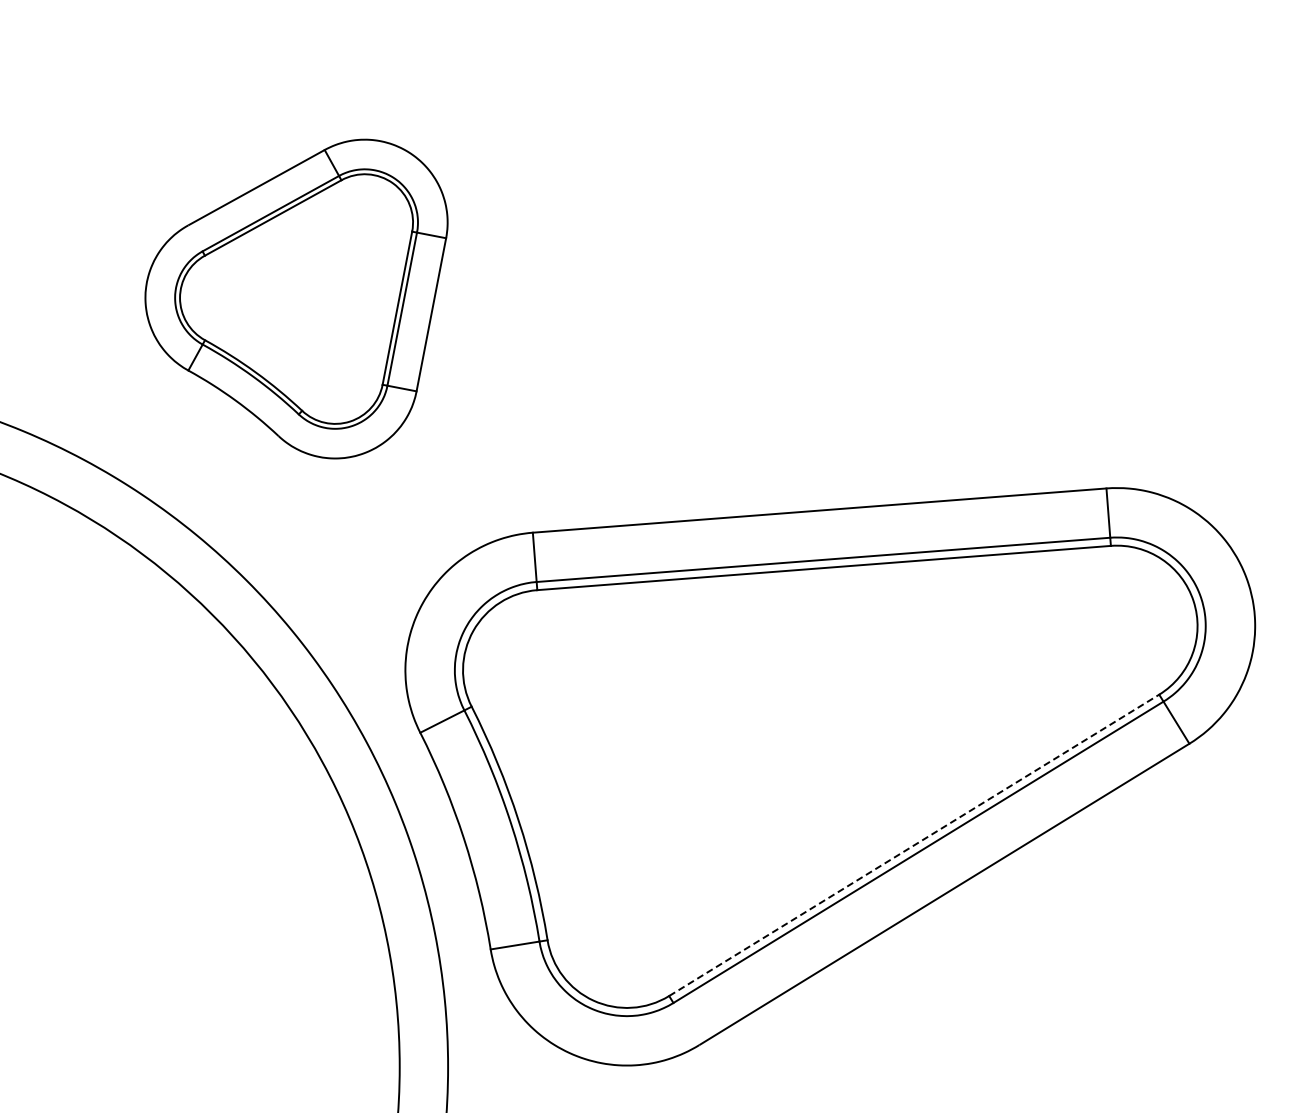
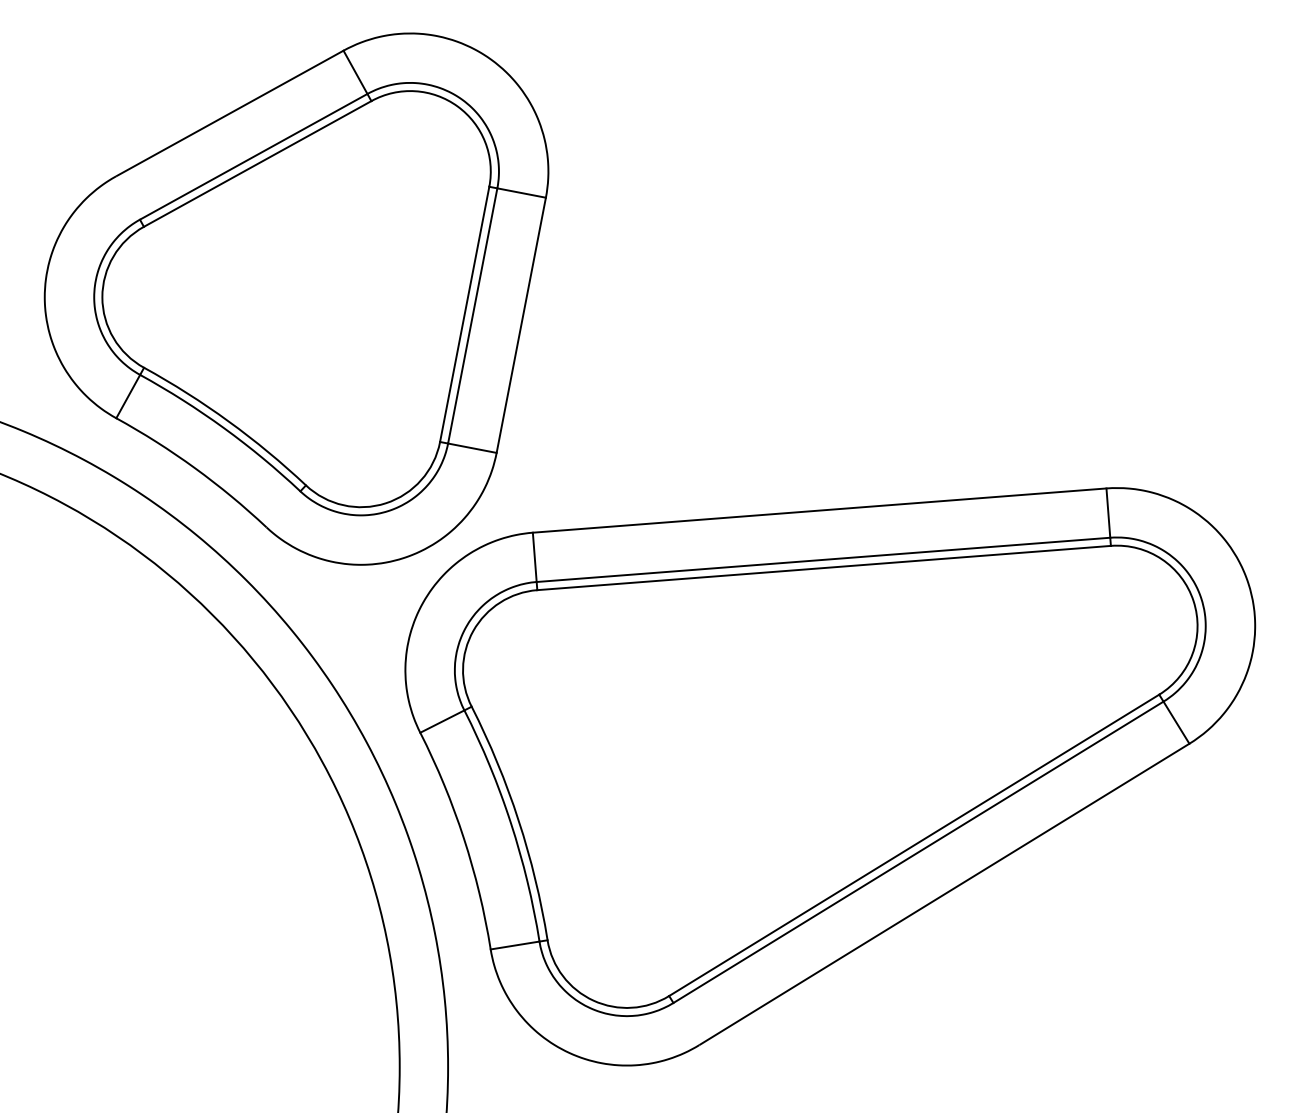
part size: 305x322 px -> 507x534 px (296, 298)
line: dashed -> solid (914, 845)
